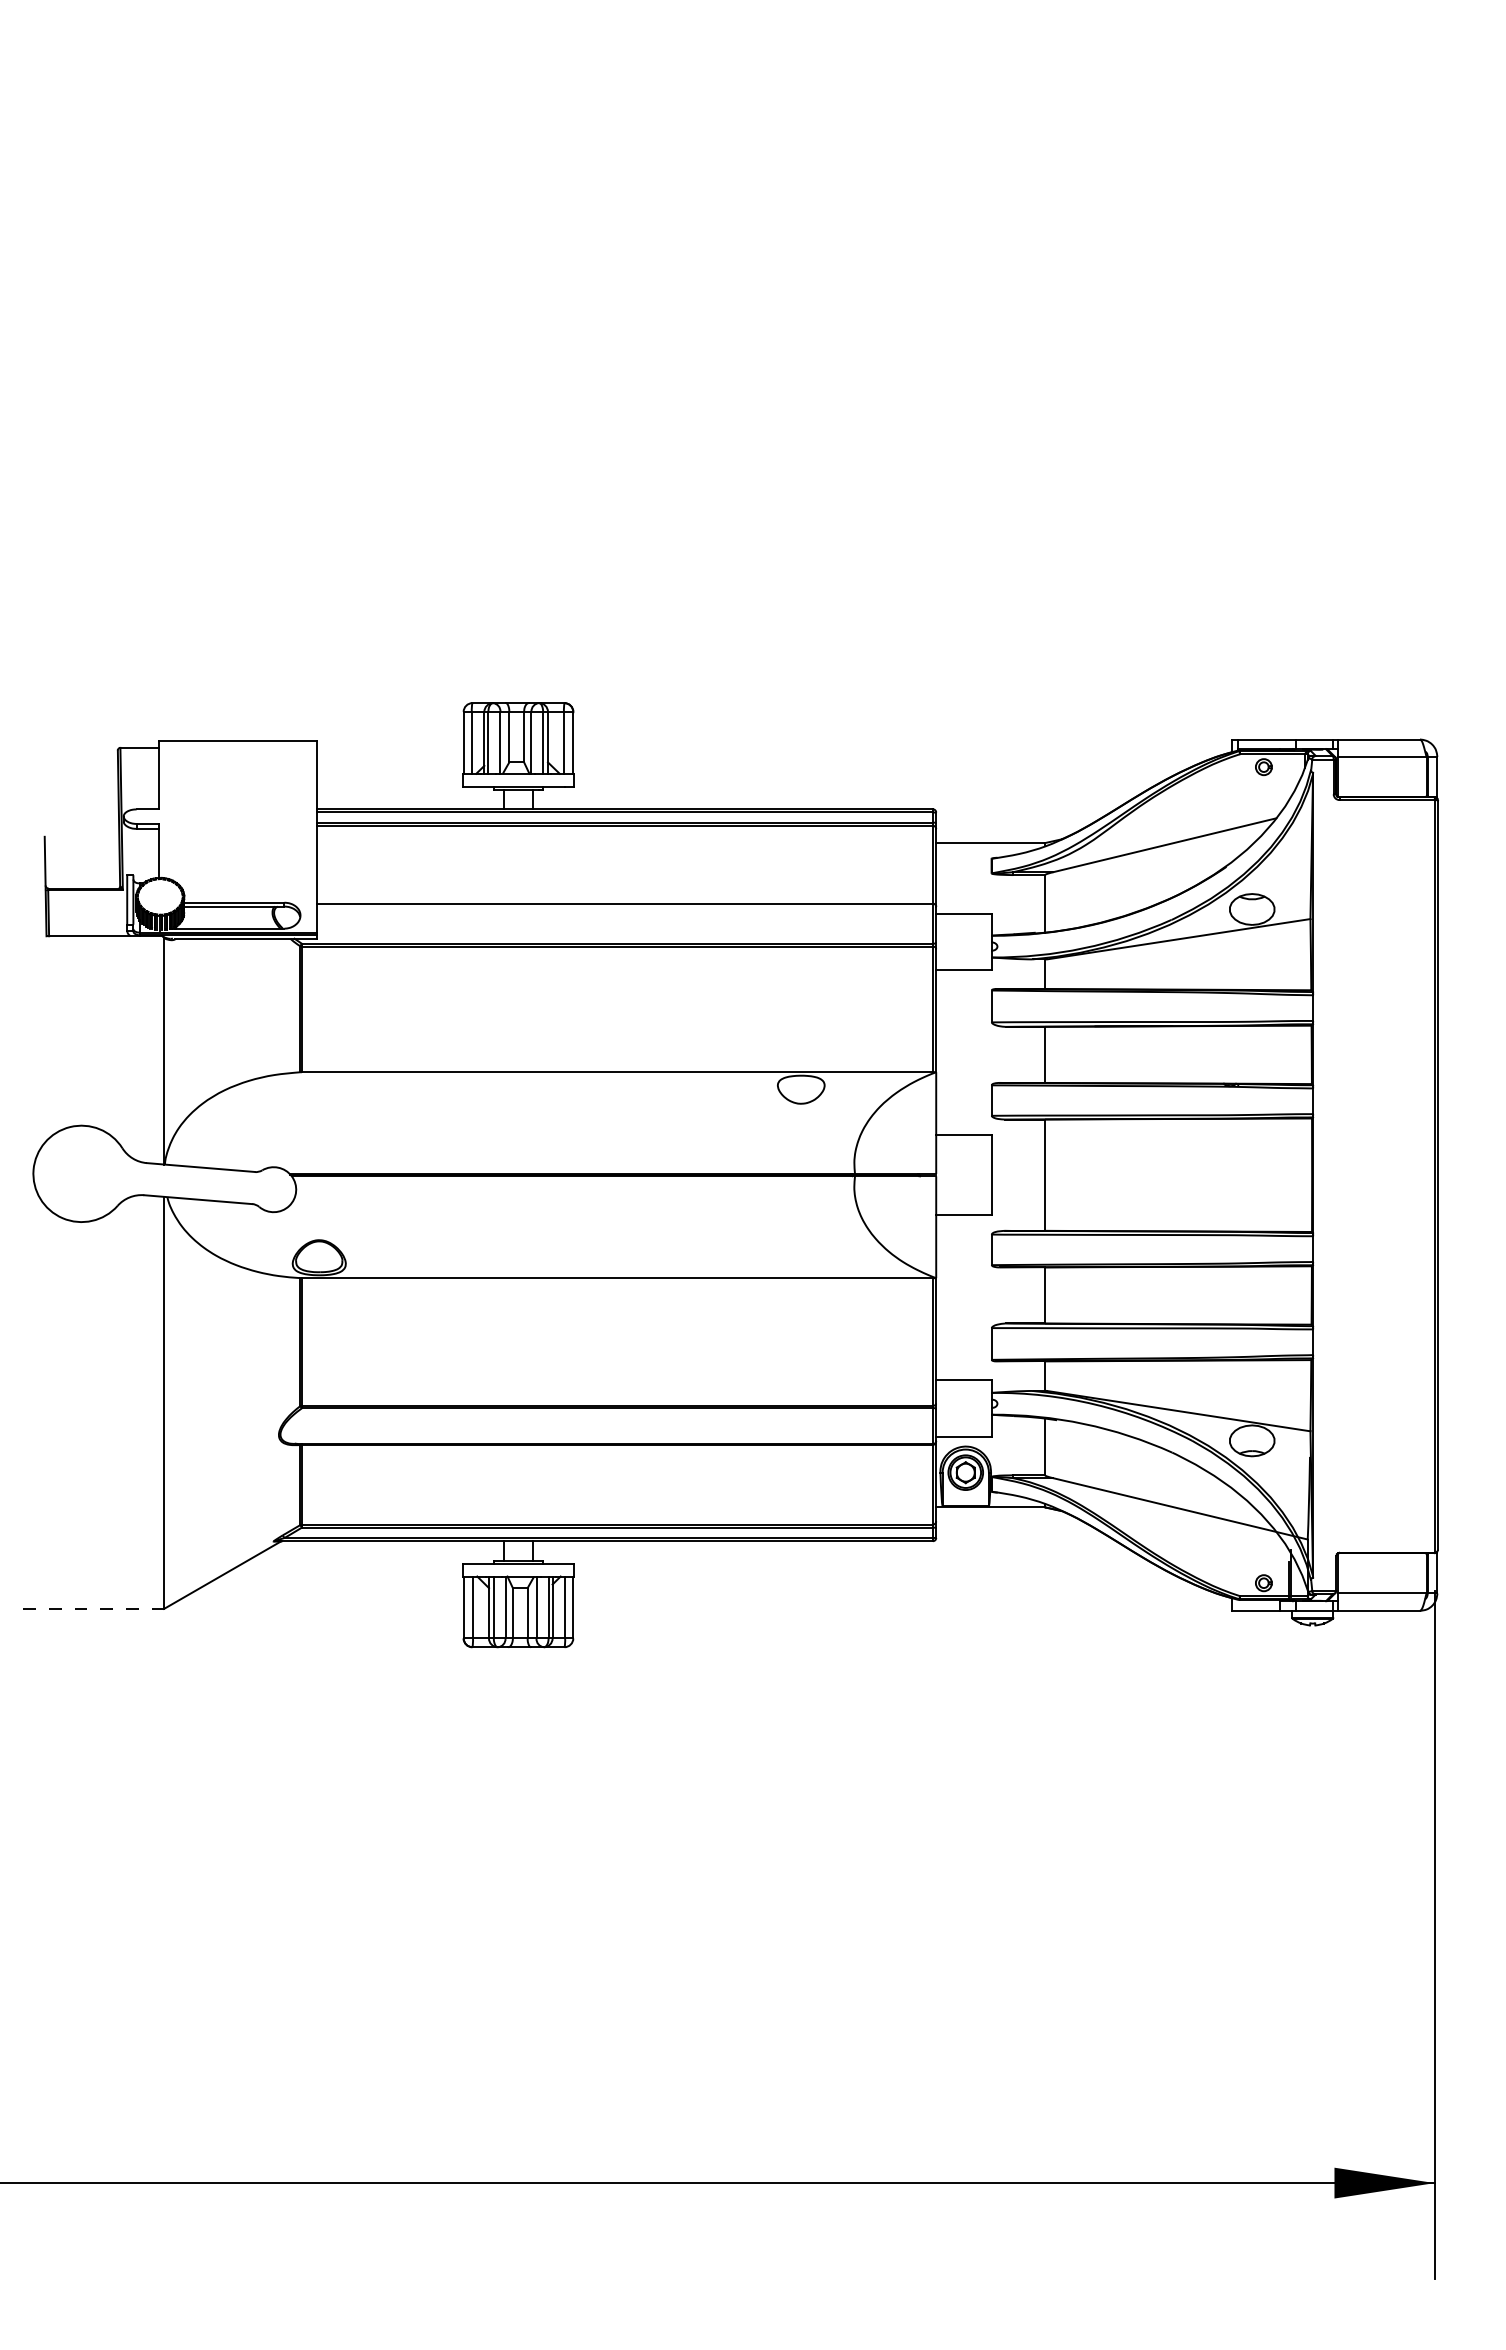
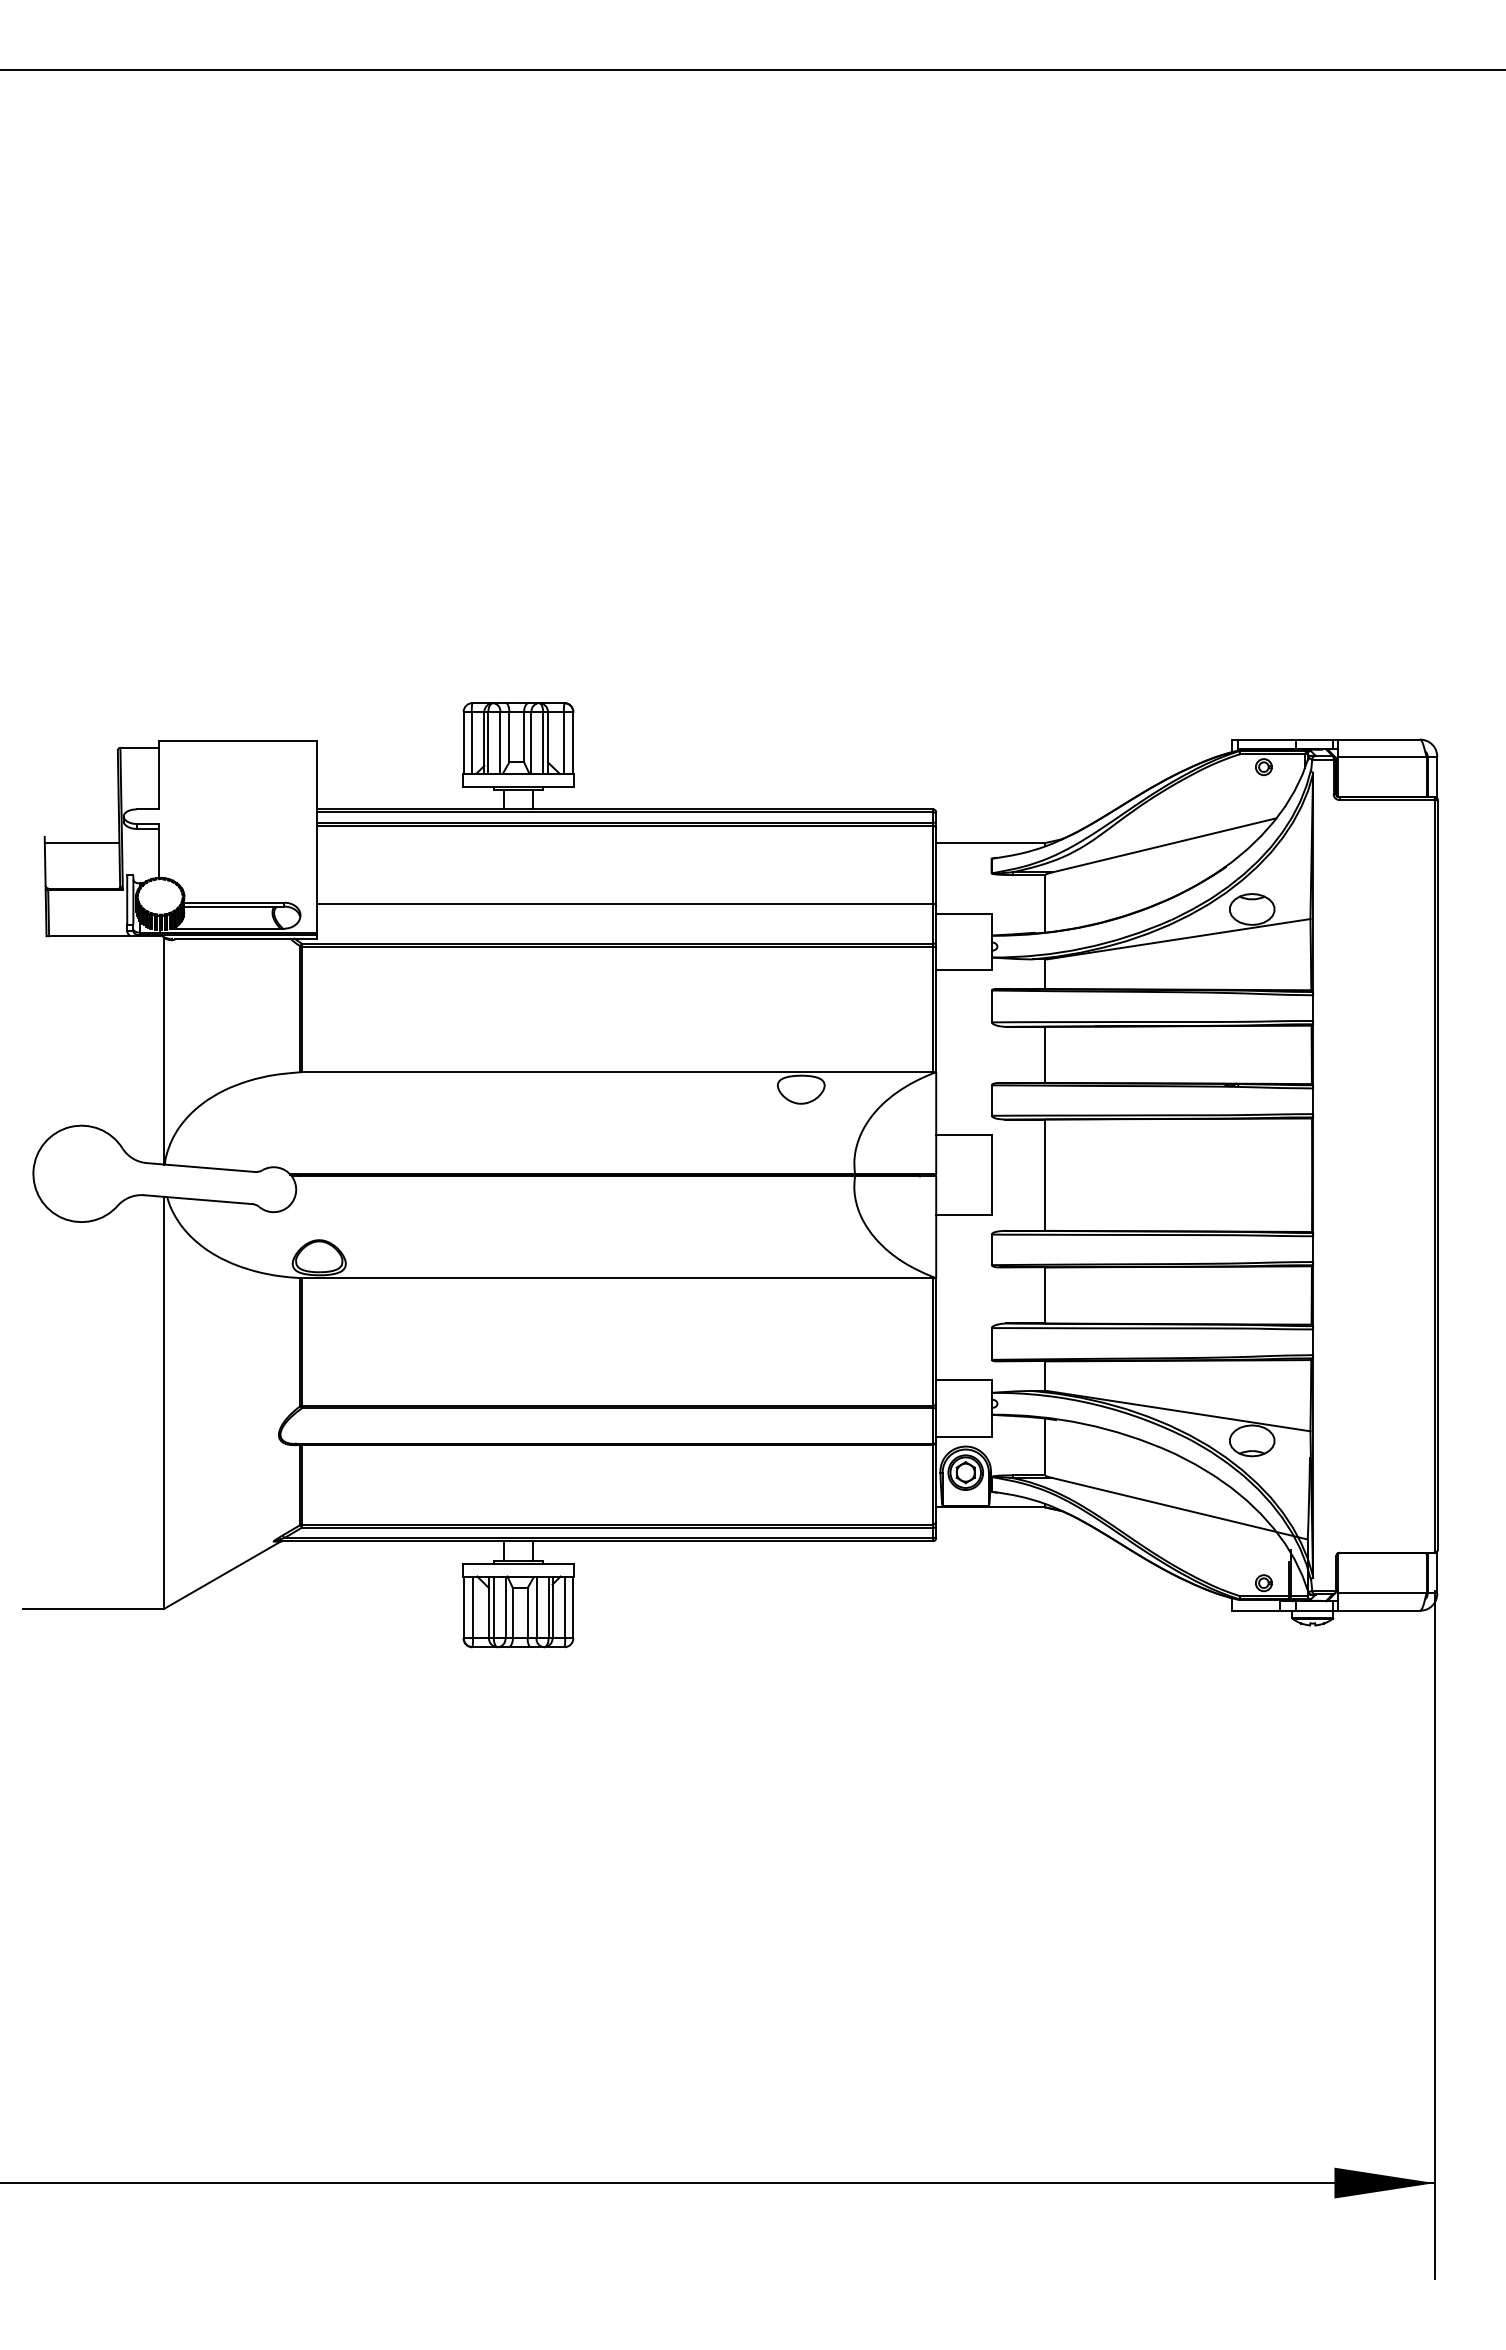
line: none -> present (752, 70)
line: none -> present (82, 843)
line: dashed -> solid (94, 1608)
